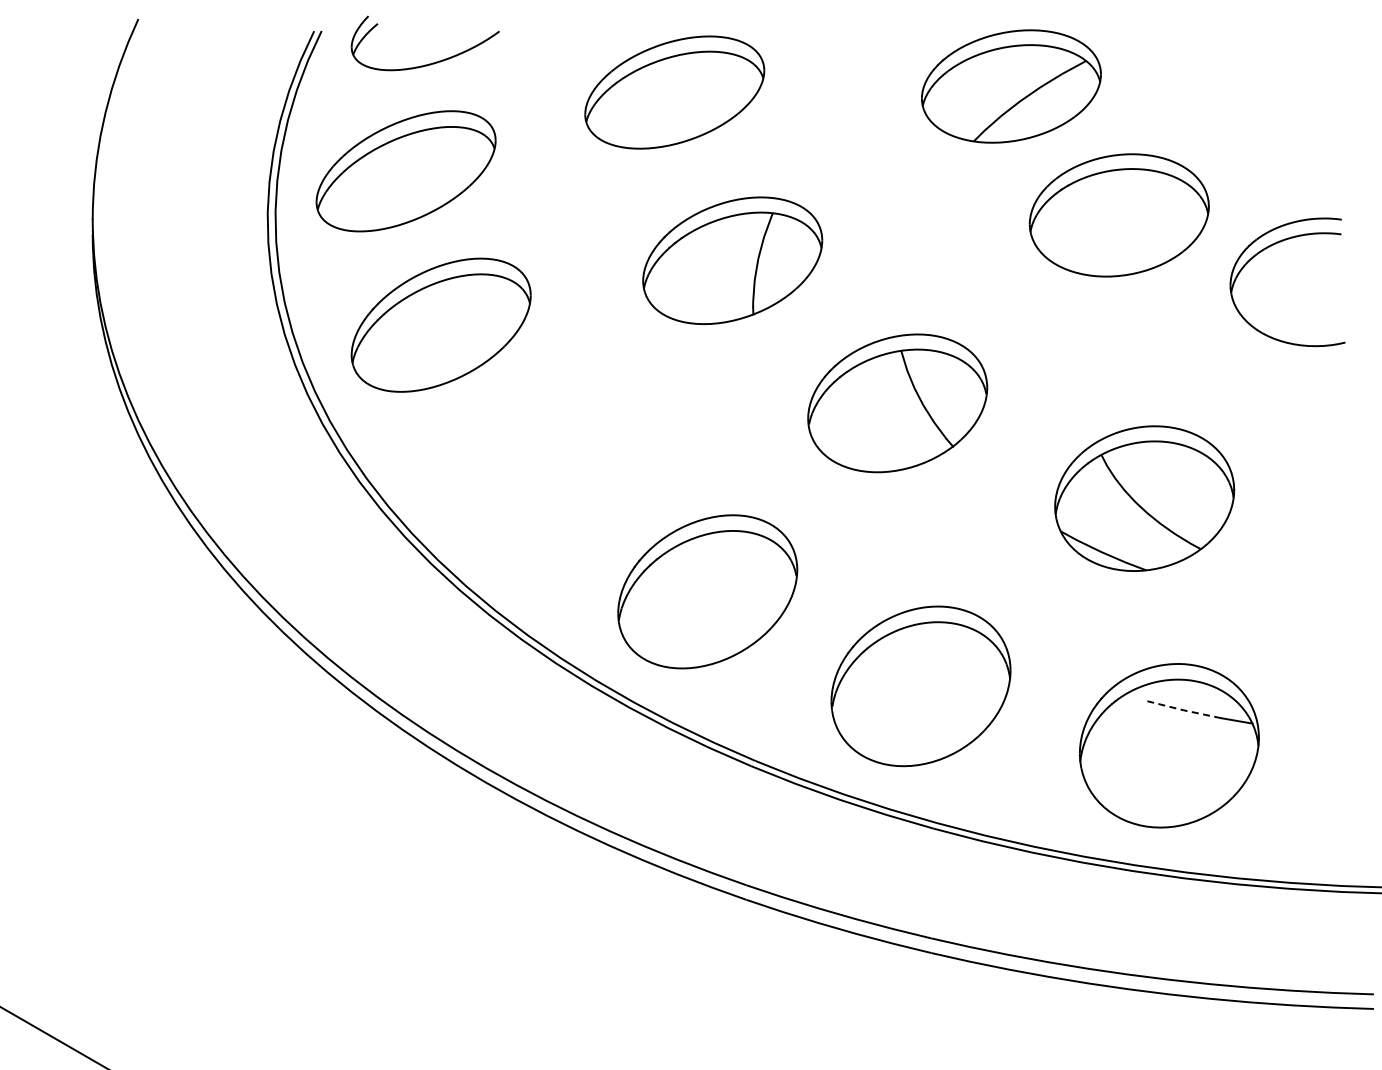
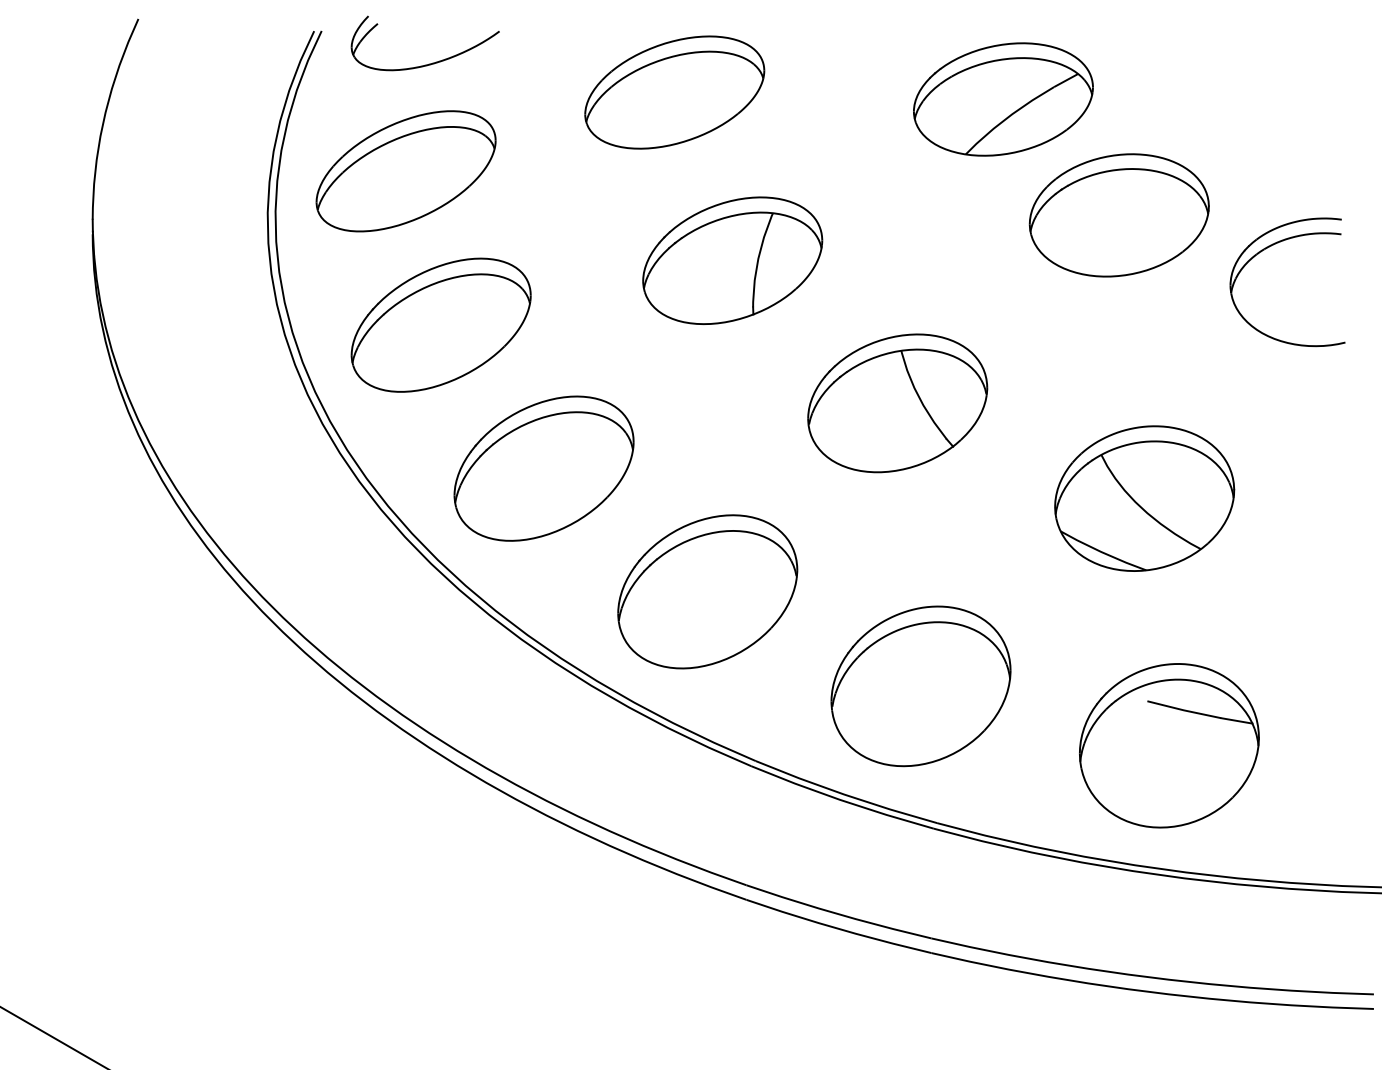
part position: (1011, 86) -> (1003, 99) (1003, 99)
part: none -> present (543, 468)
line: dashed -> solid (1183, 710)
